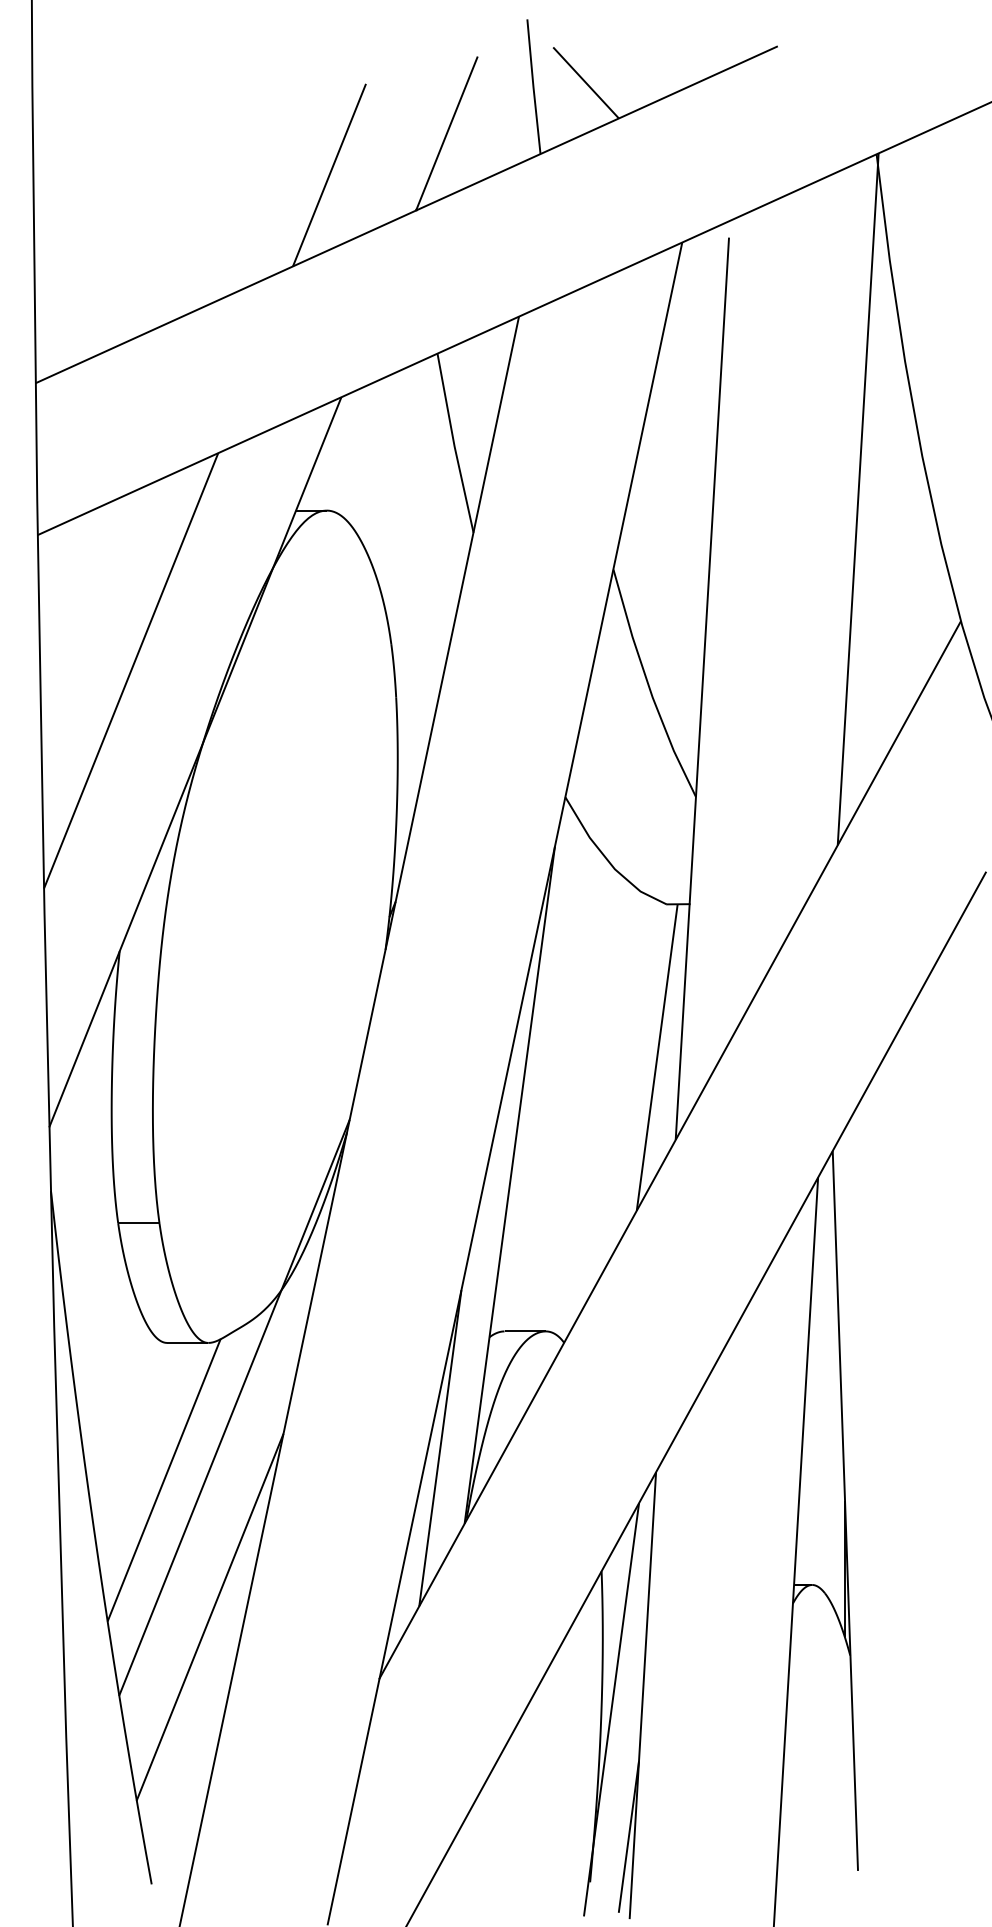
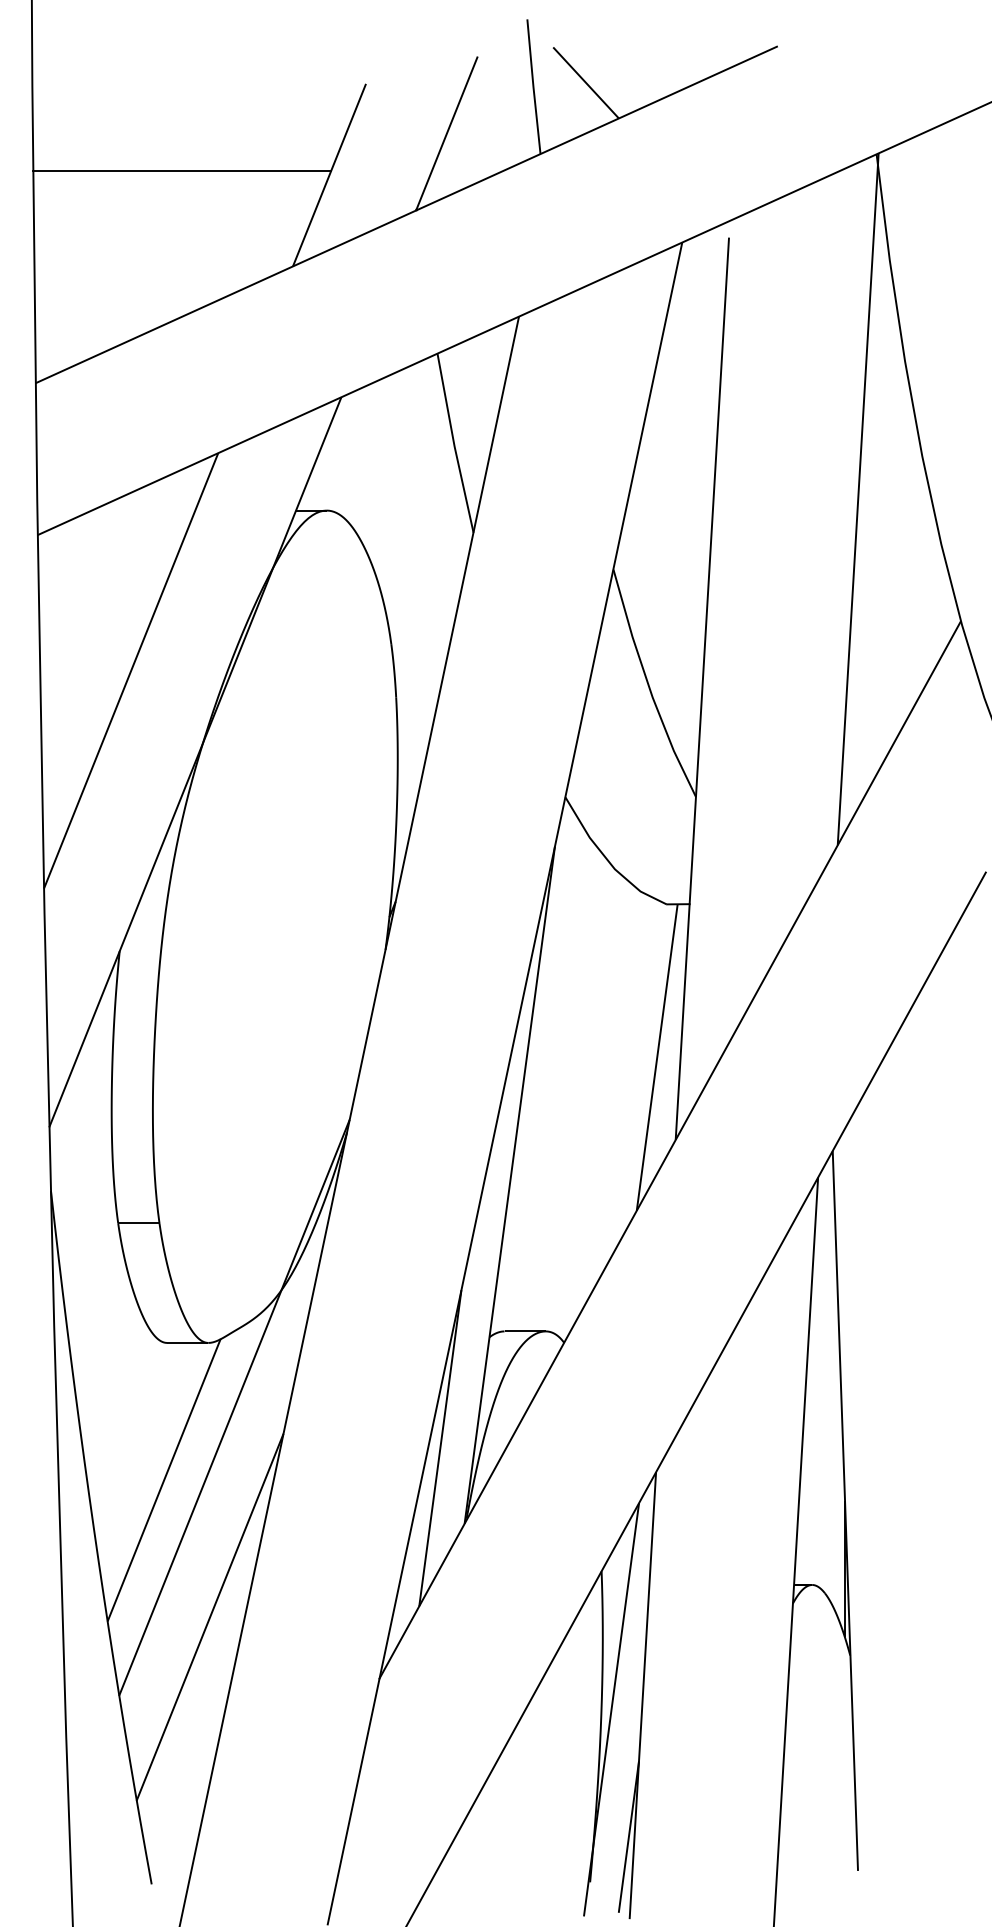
line: none -> present (182, 171)
